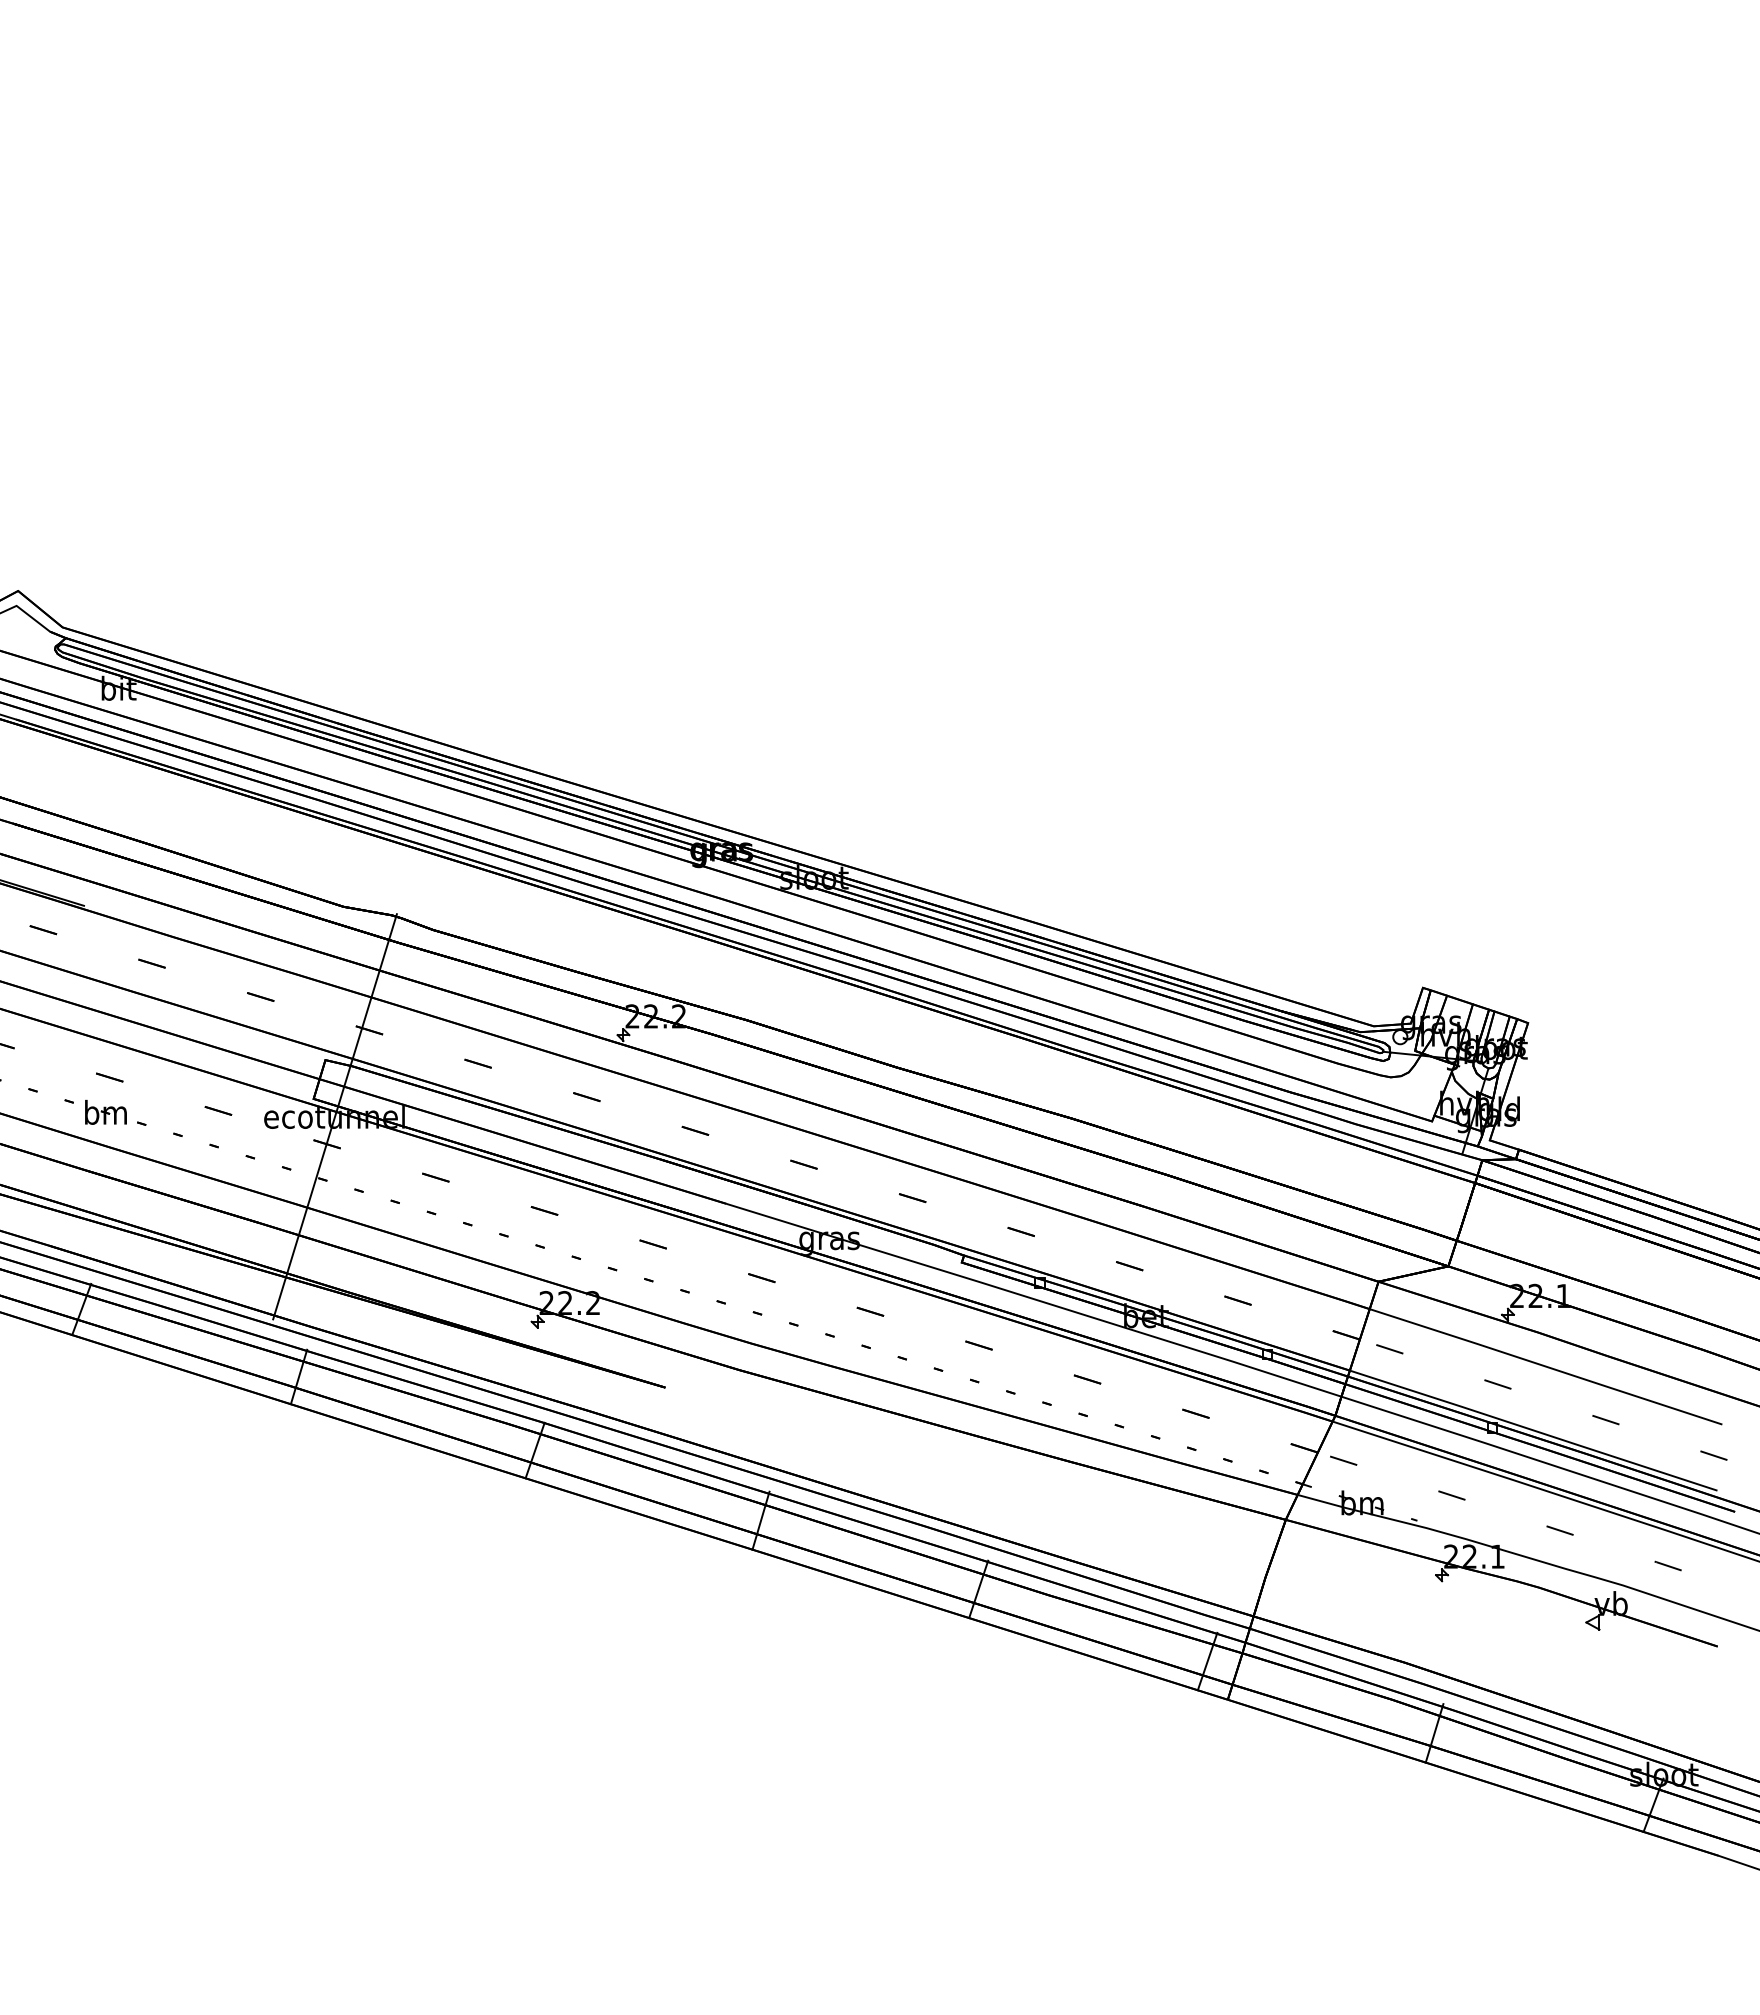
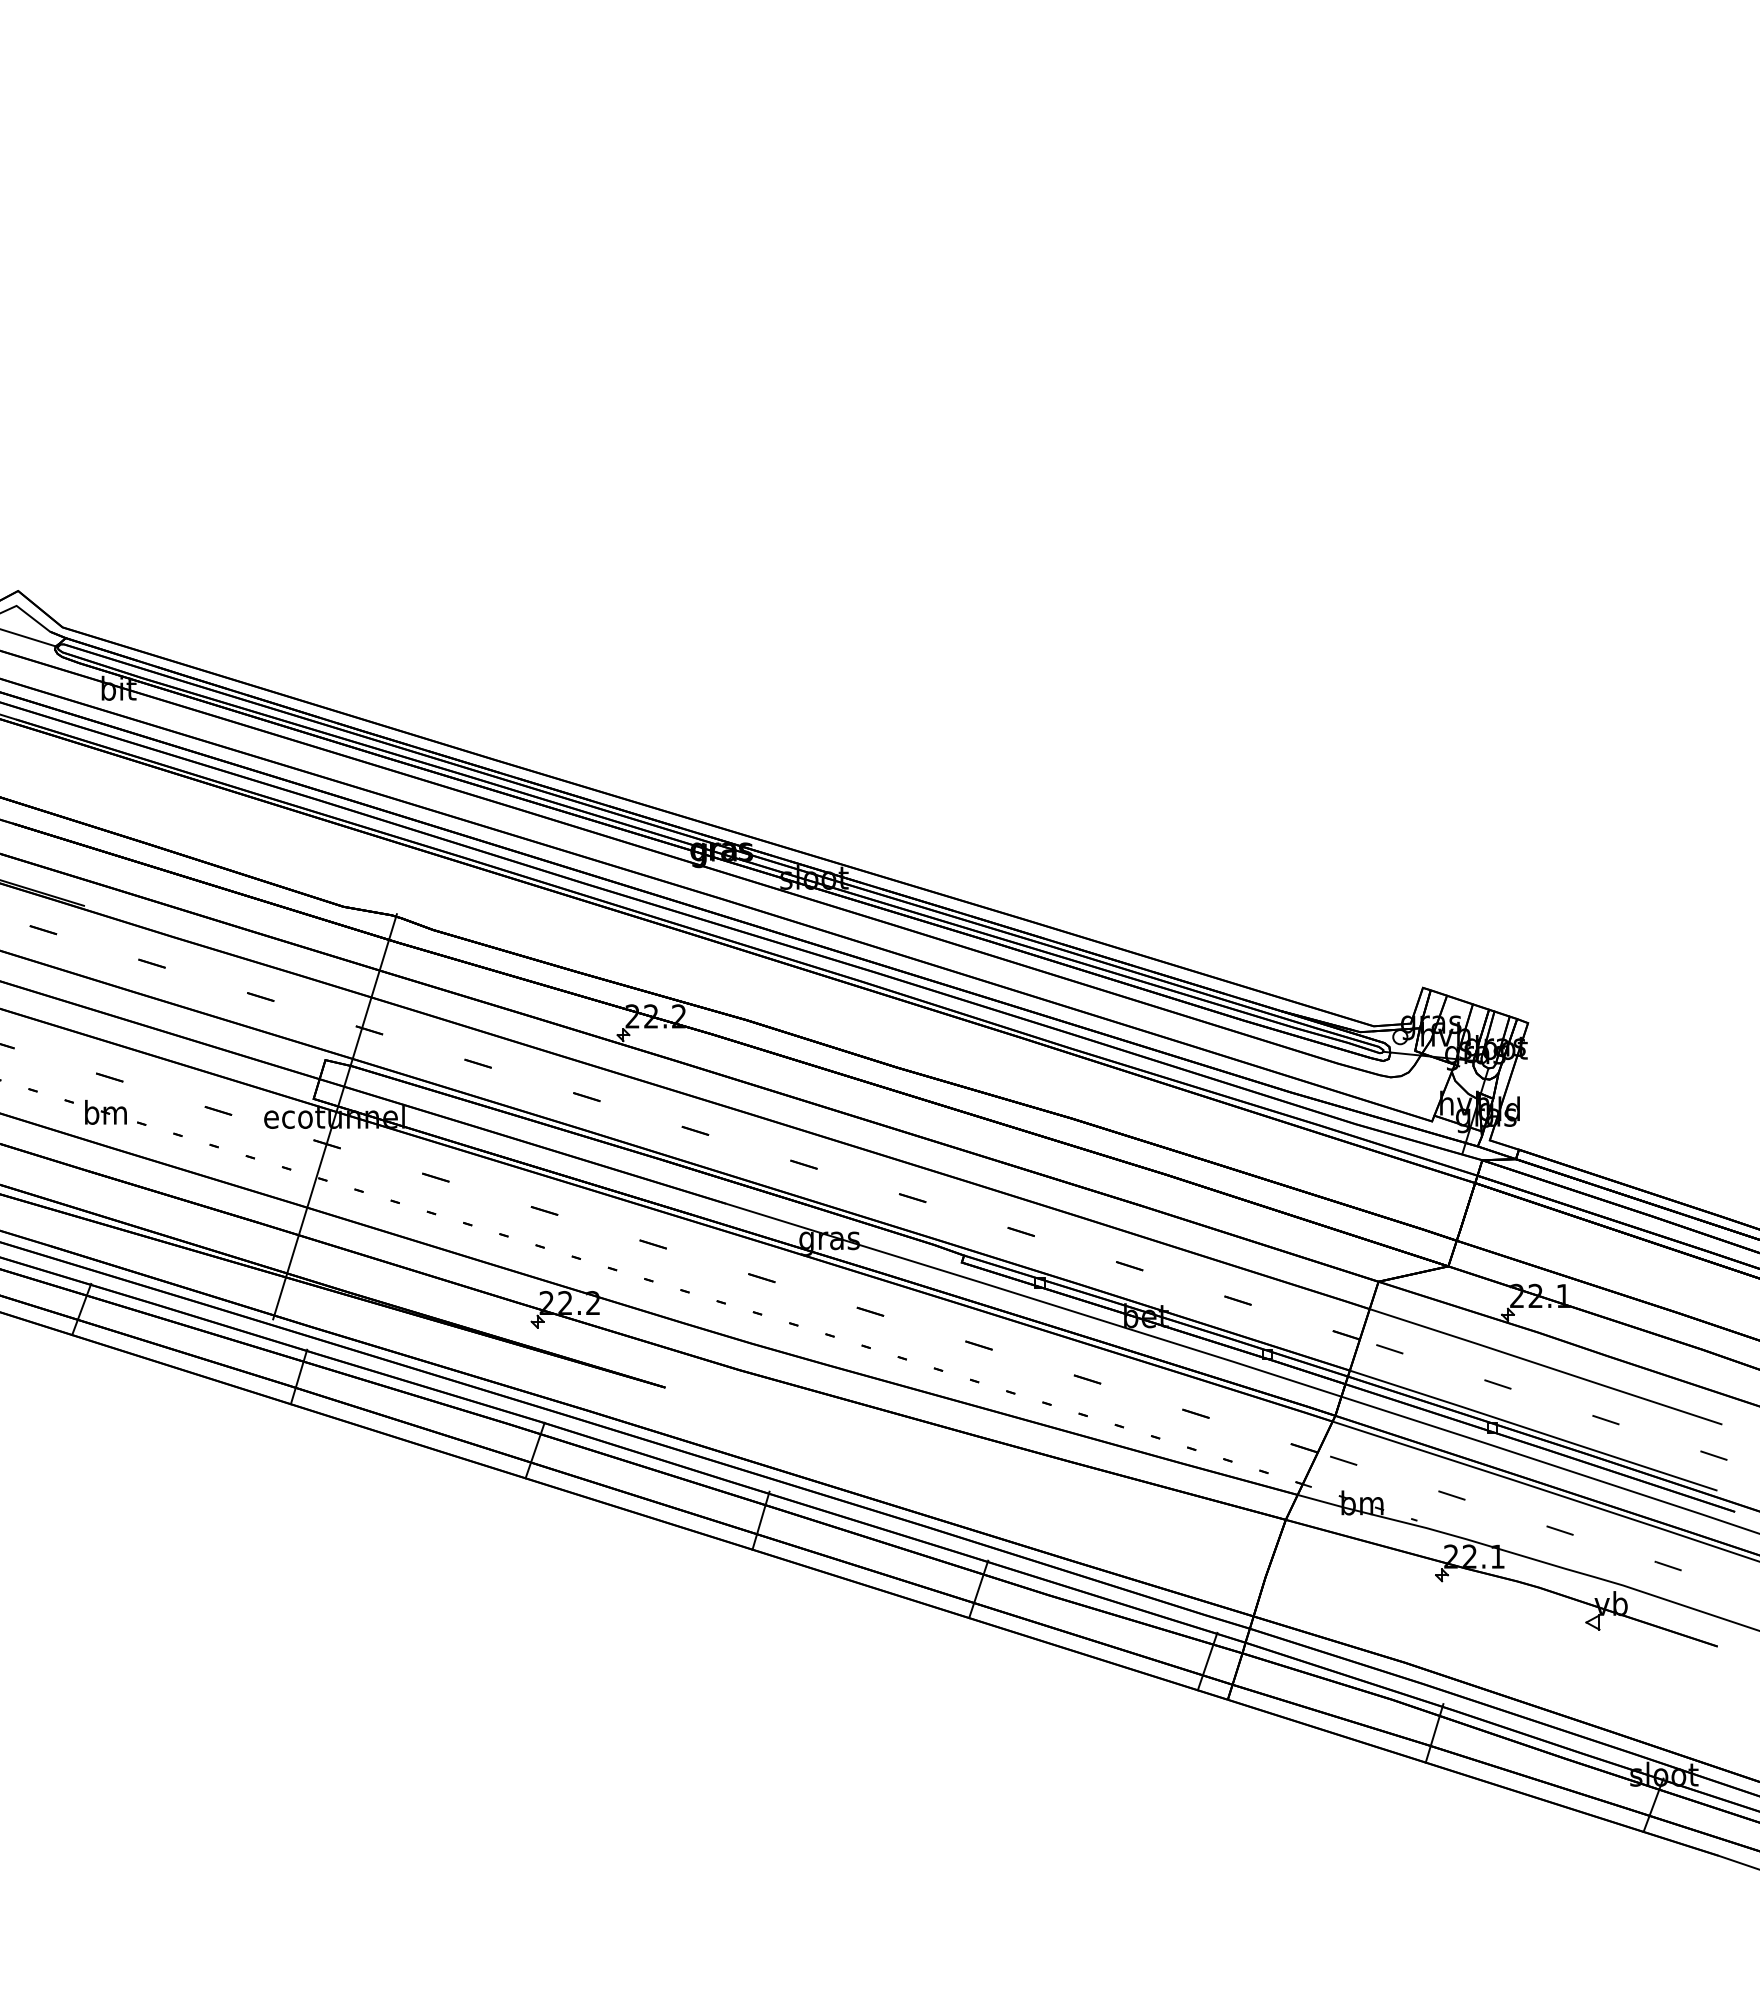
line: none -> present (29, 638)
